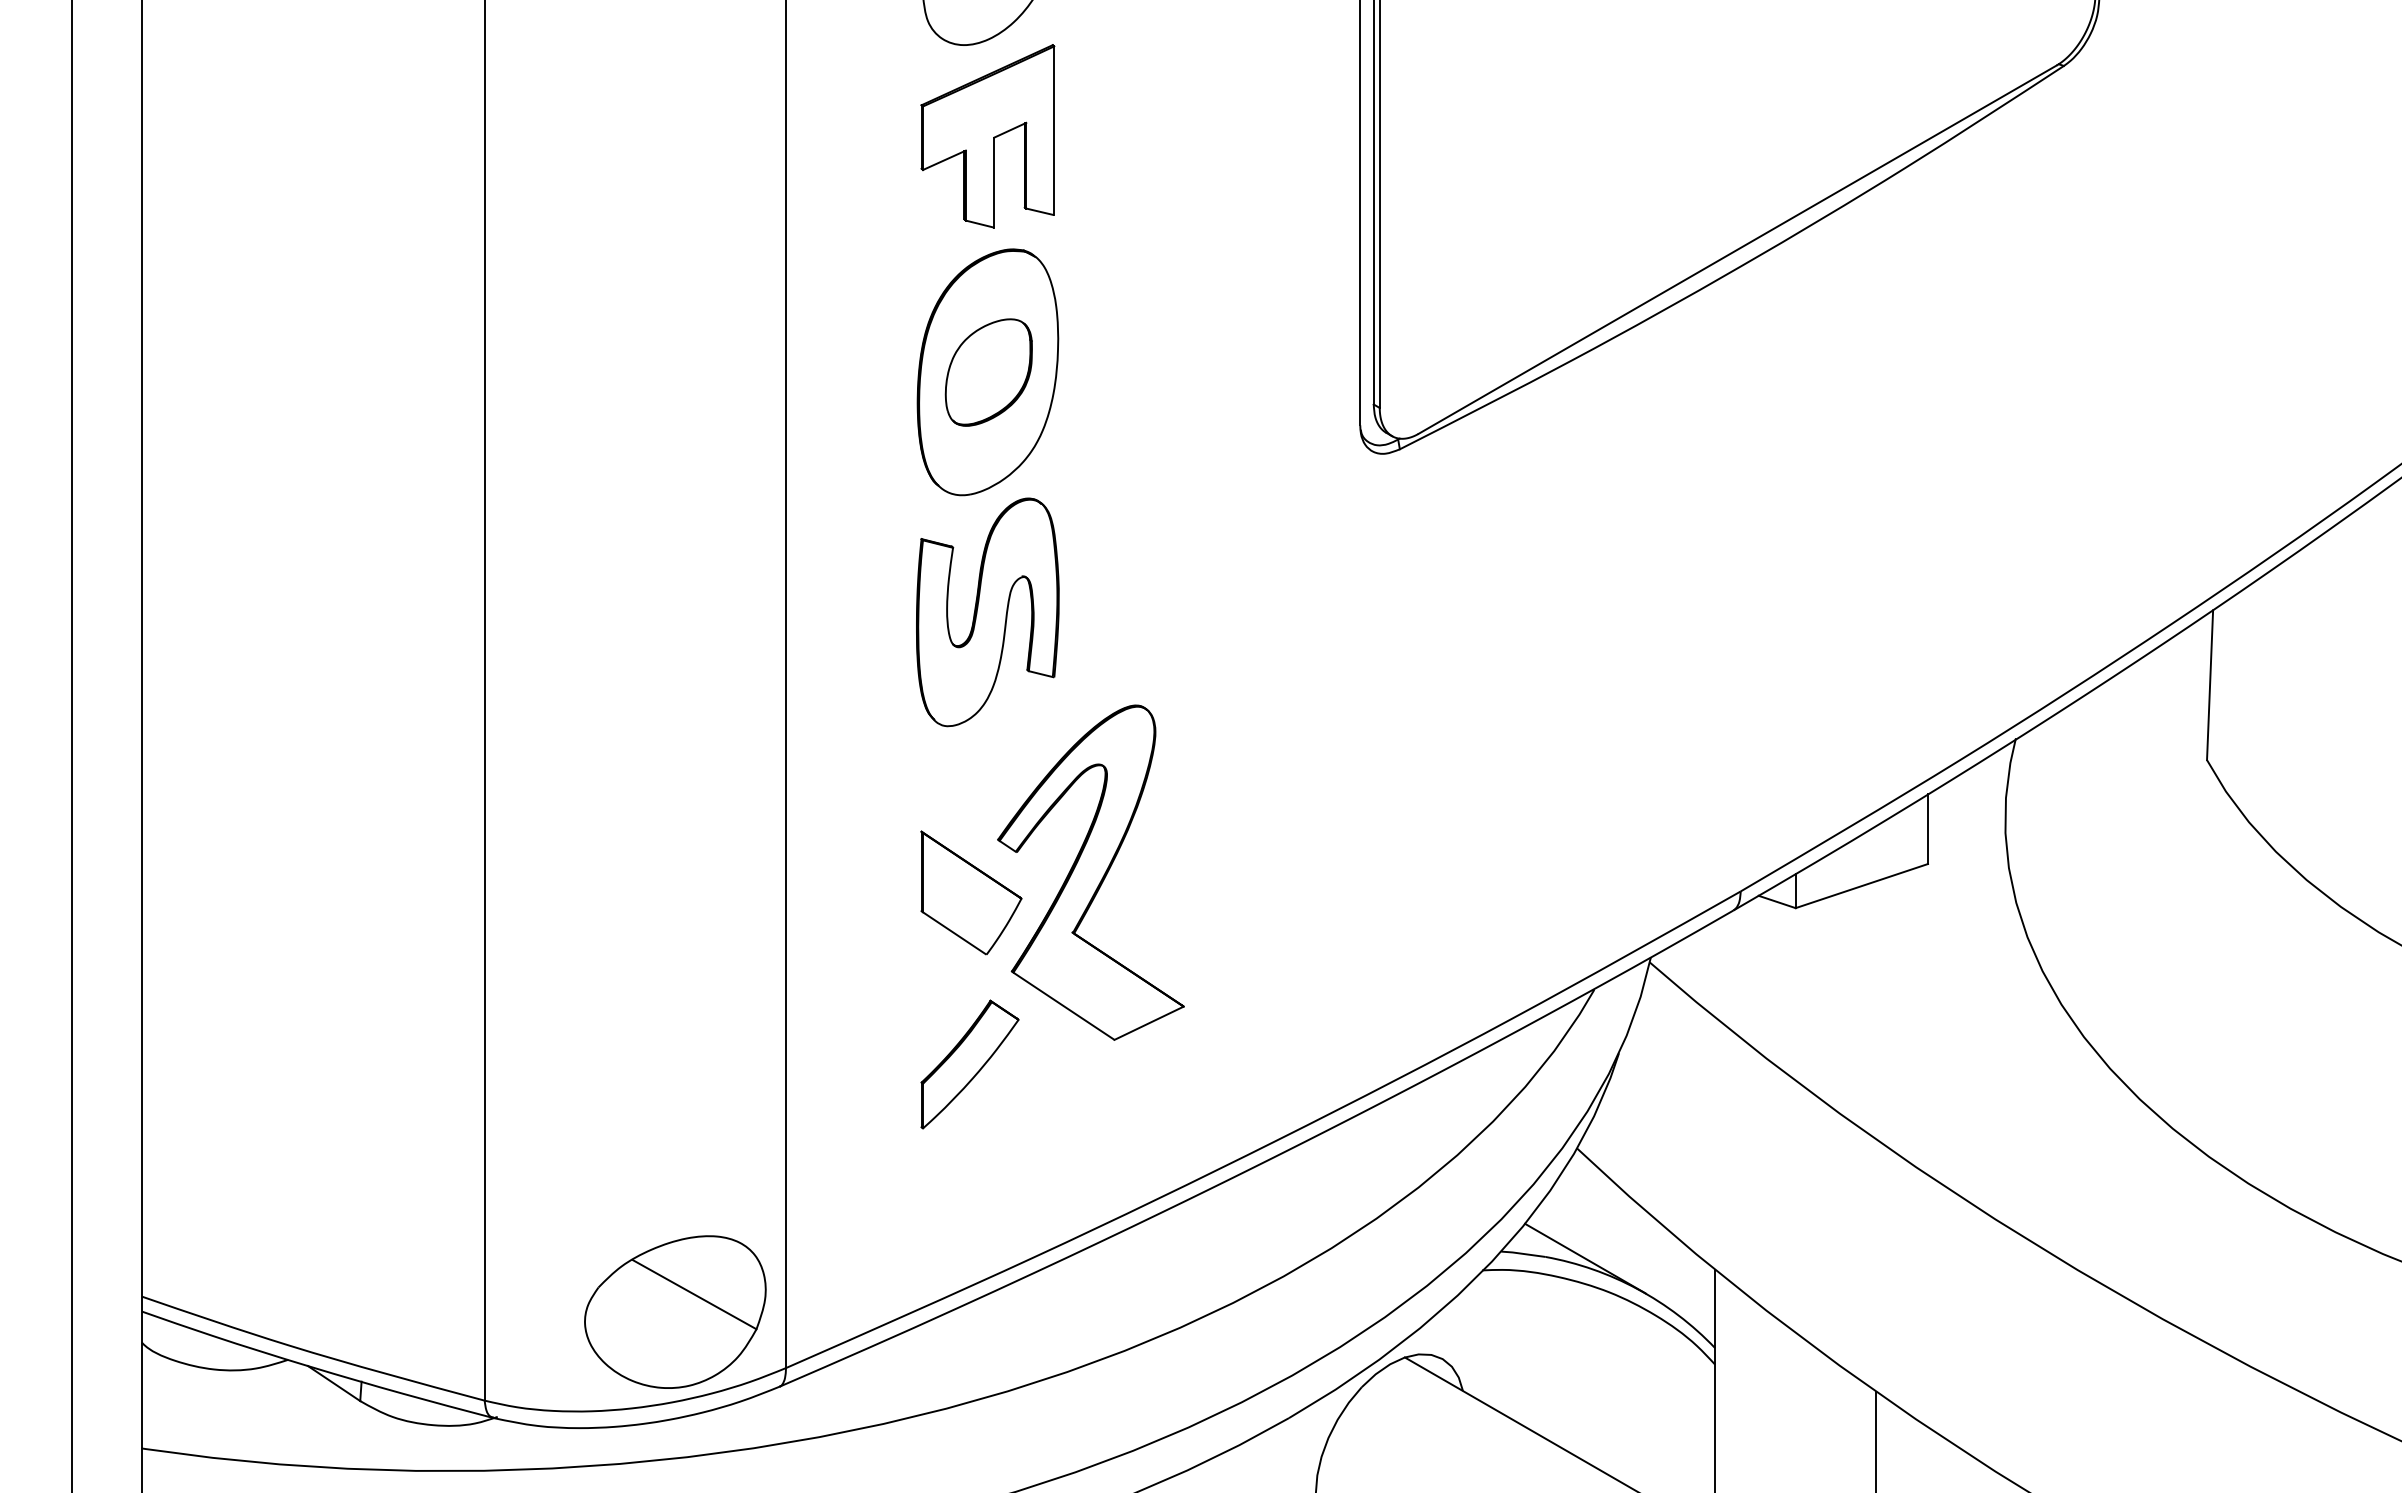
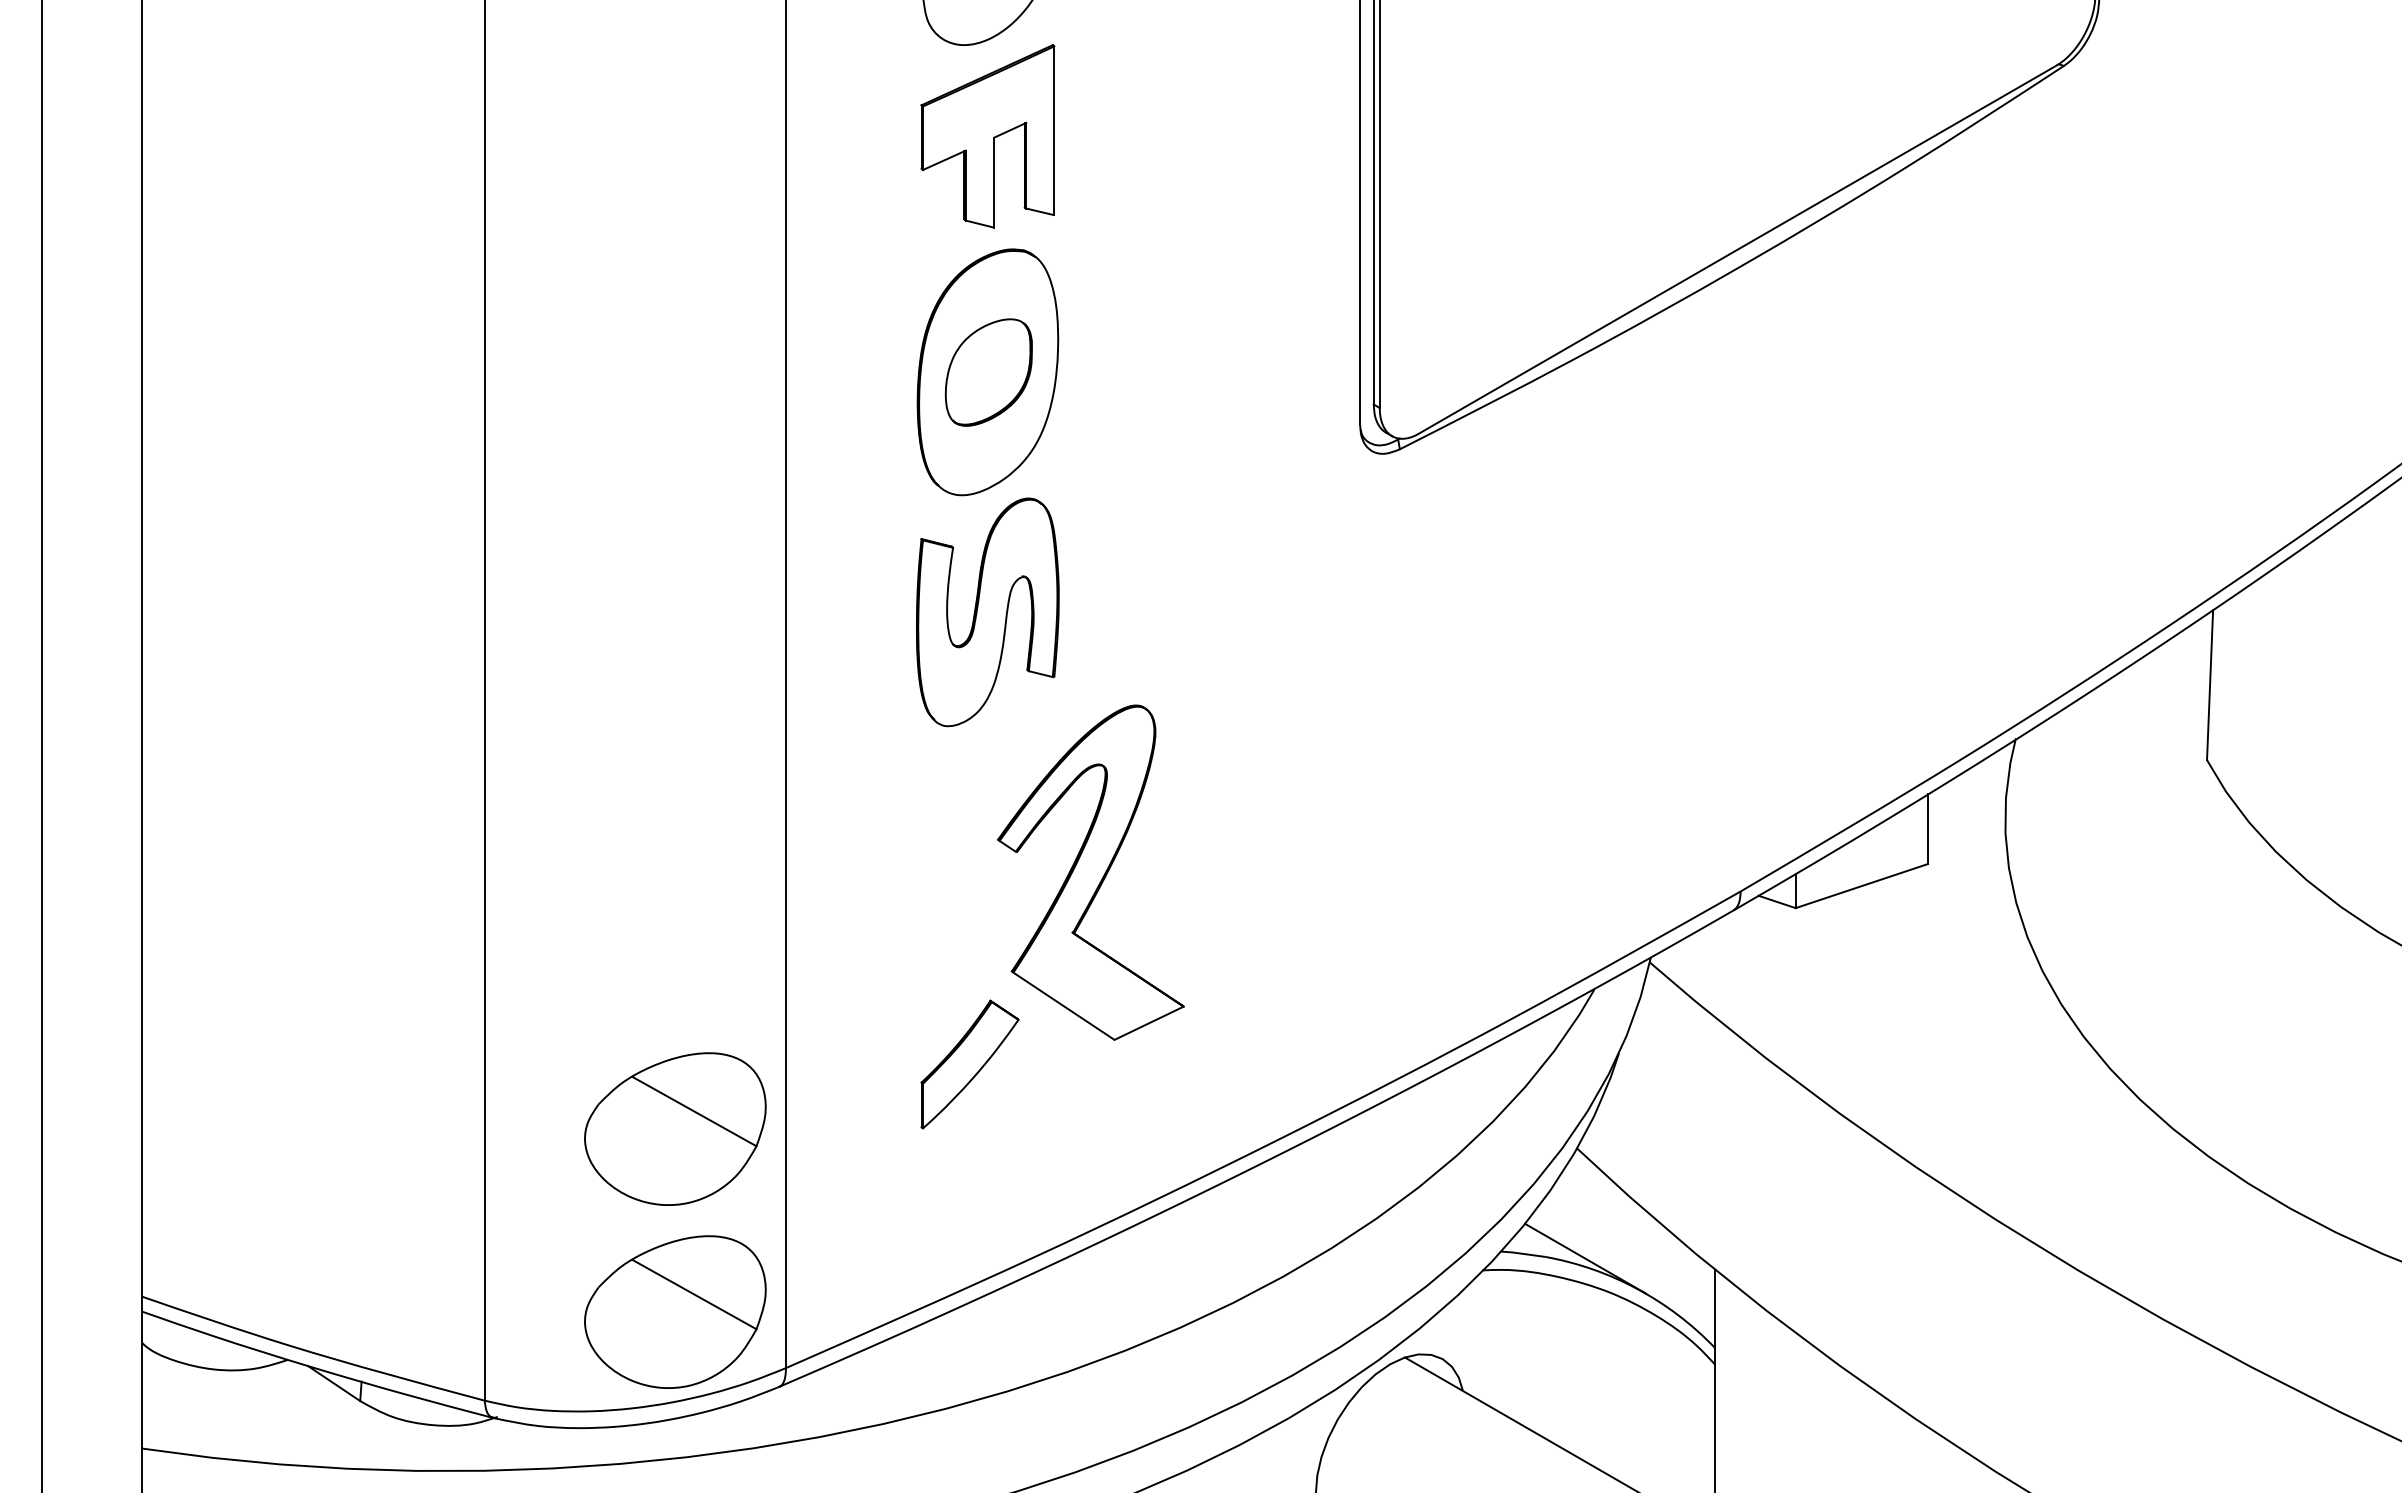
line position: (72, 745) -> (42, 745) (42, 745)
part: present -> none (971, 892)
part: none -> present (675, 1128)
line: present -> none (1876, 1440)
